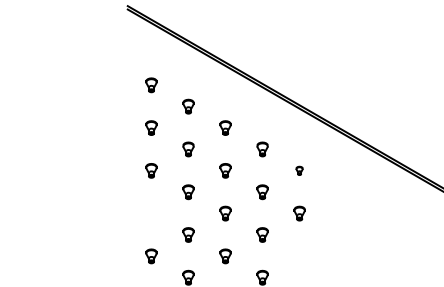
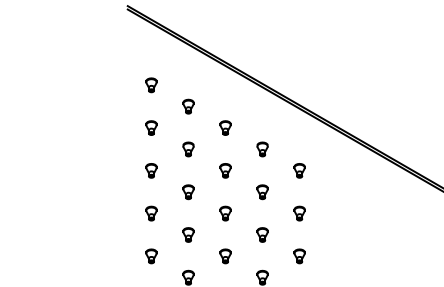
part size: 9x11 px -> 13x16 px (299, 170)
part: none -> present (151, 213)
part: none -> present (299, 256)
